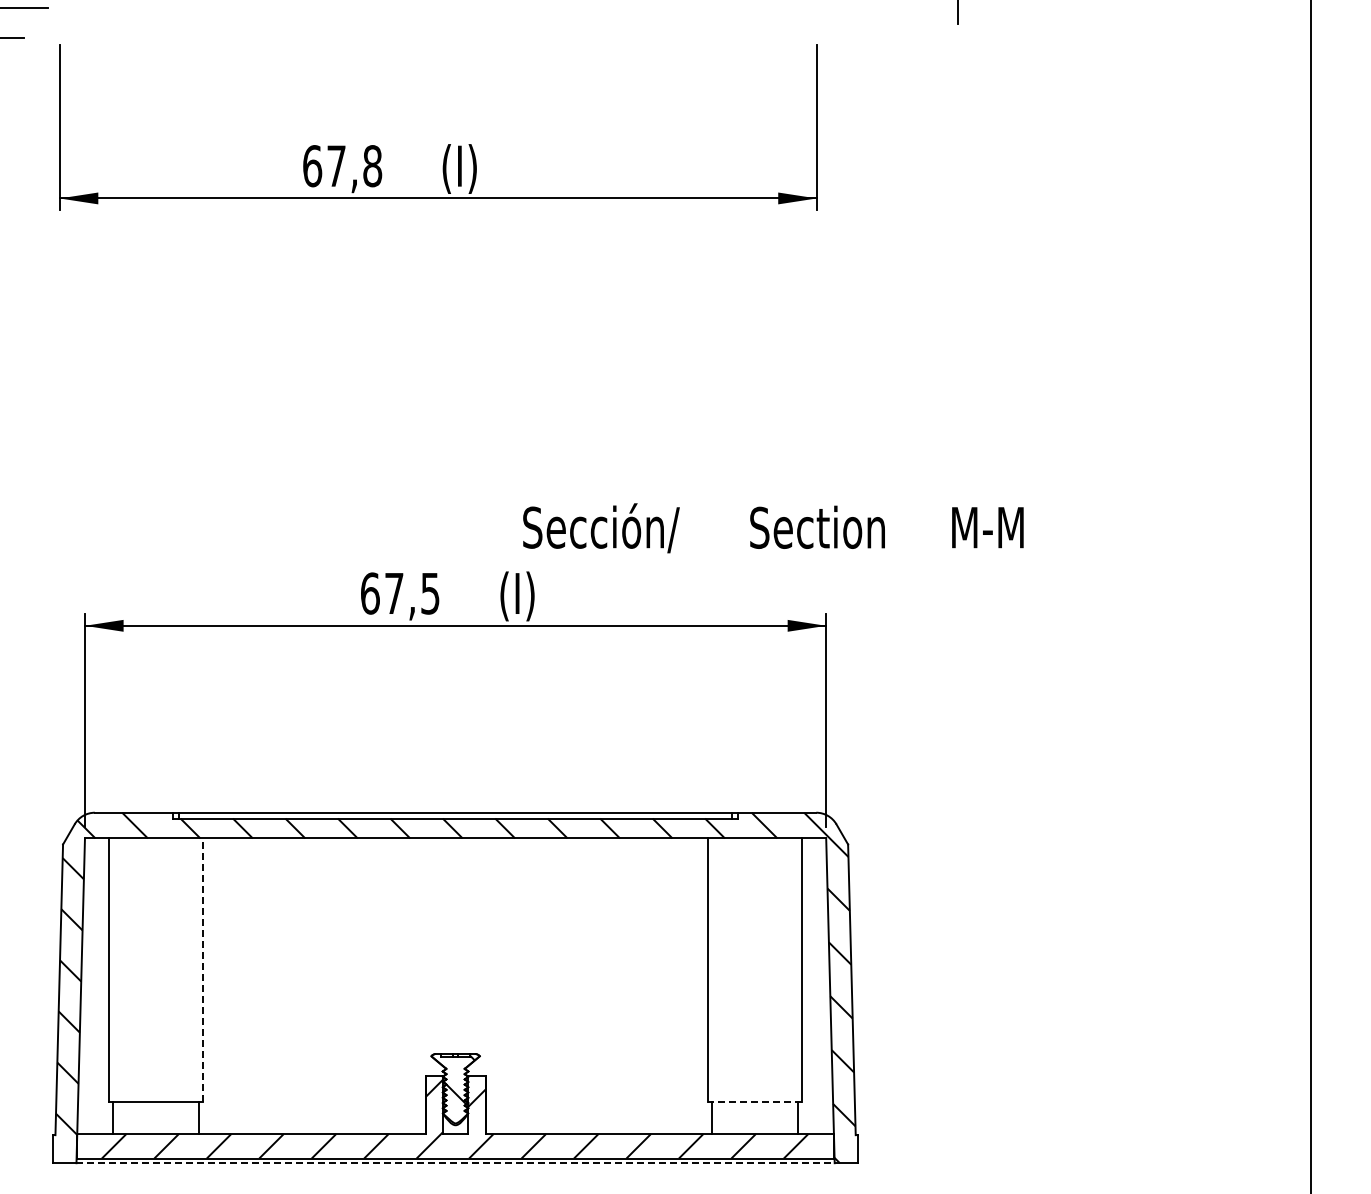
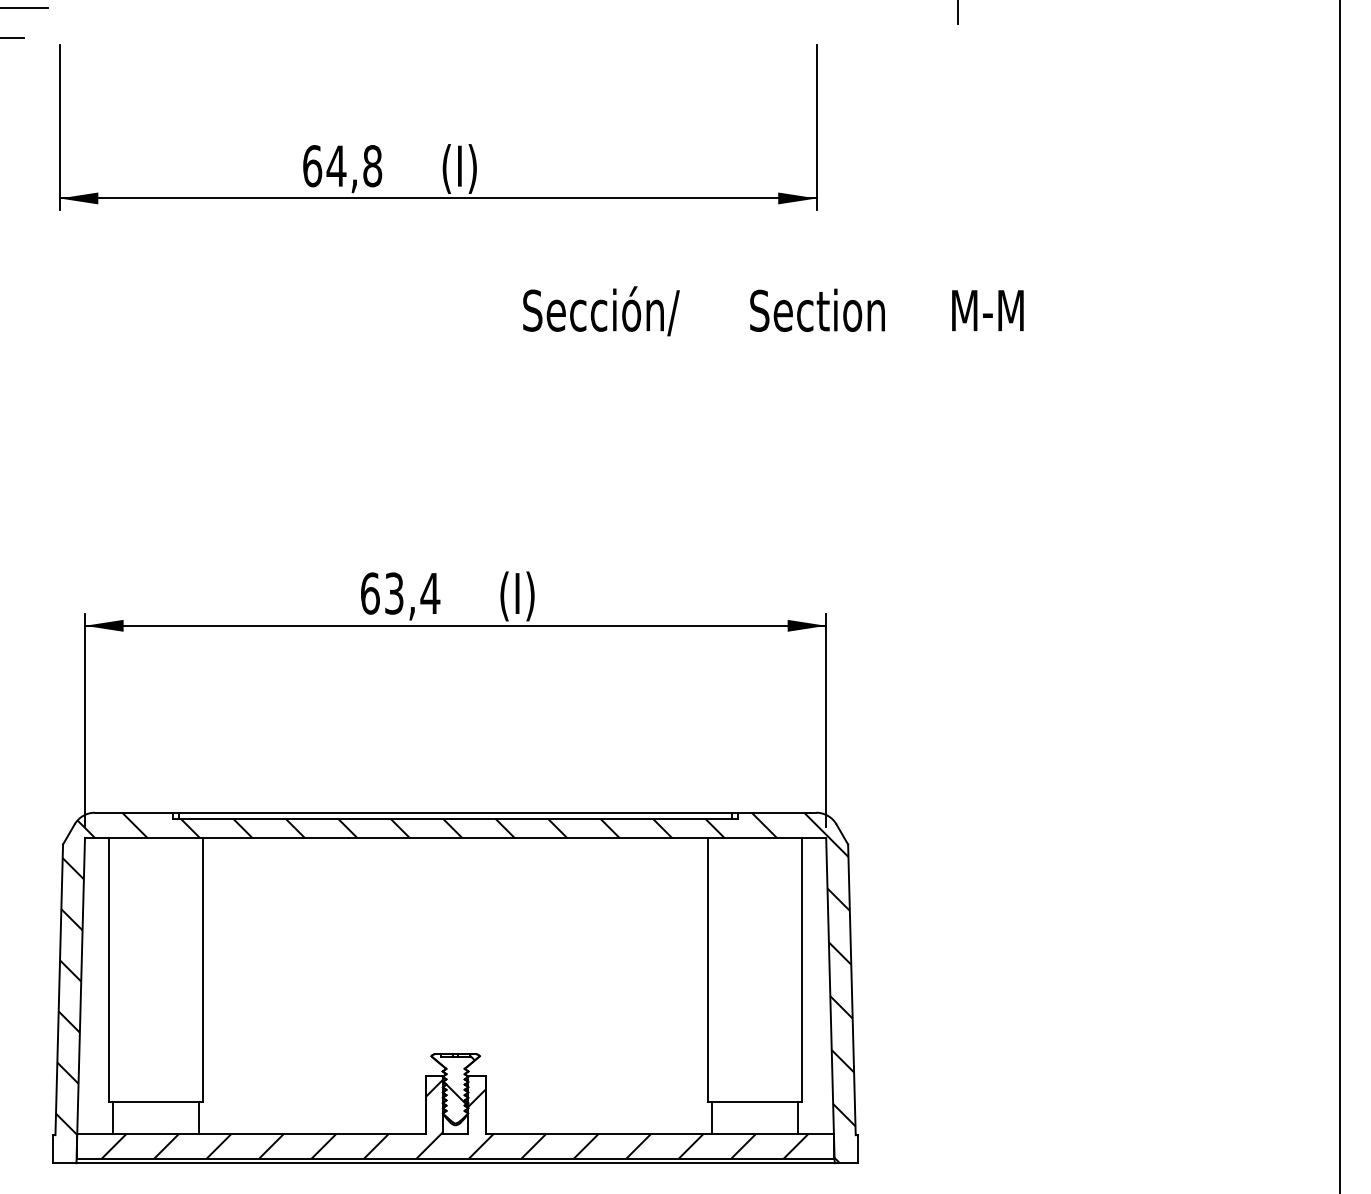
text: 67,8 -> 64,8 (336, 165)
text position: (773, 528) -> (773, 311) (773, 311)
text: 67,5 -> 63,4 (412, 593)
line position: (1310, 596) -> (1339, 596) (1339, 596)
line: dashed -> solid (202, 969)
line: dashed -> solid (754, 1102)
line: dashed -> solid (456, 1163)
